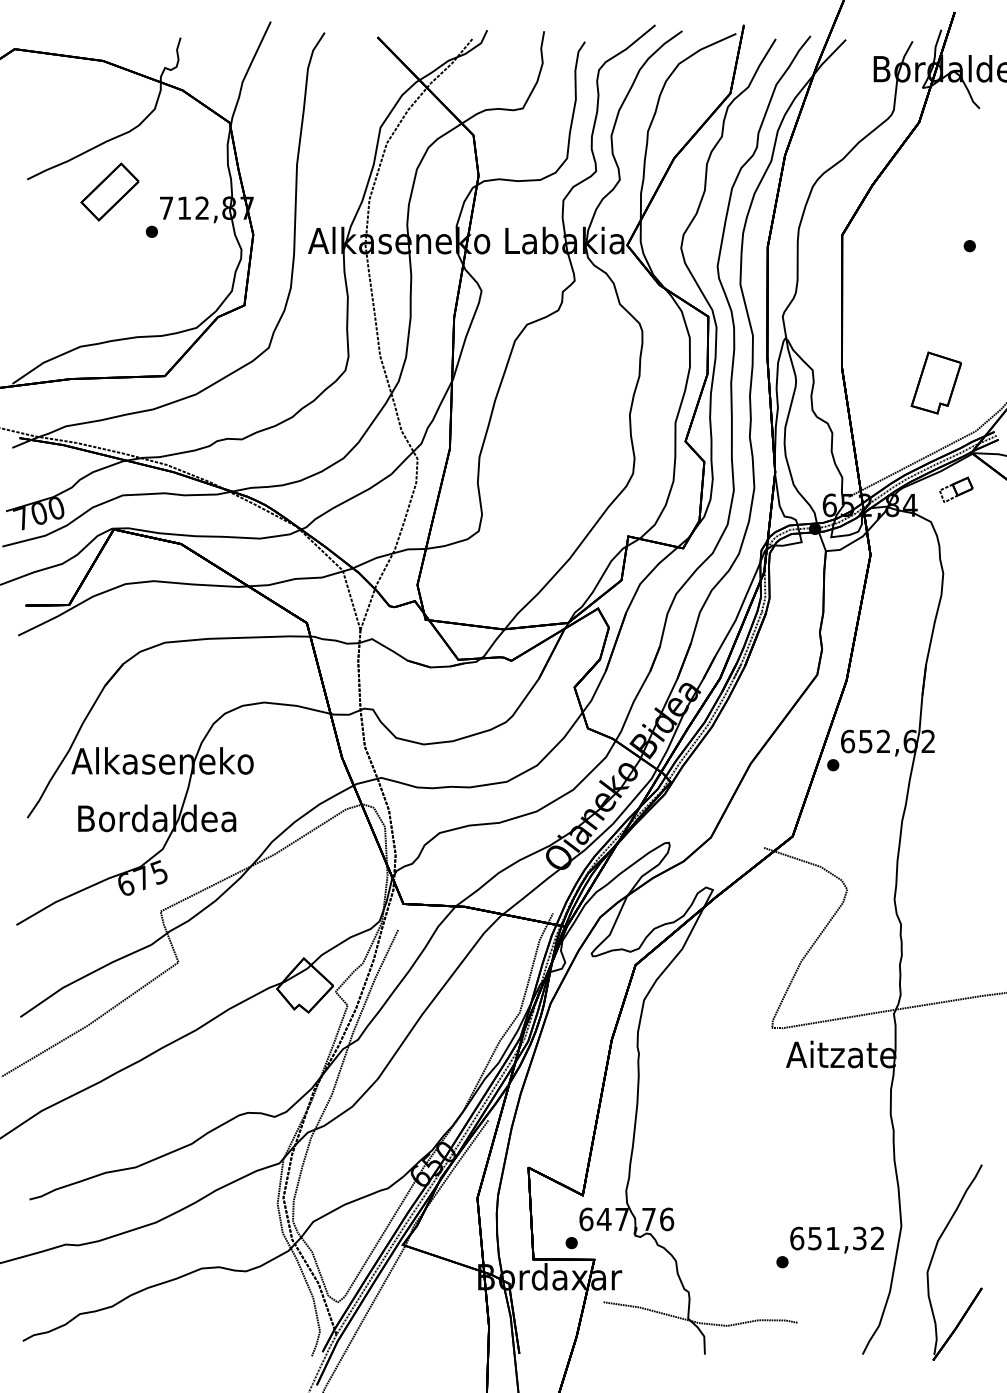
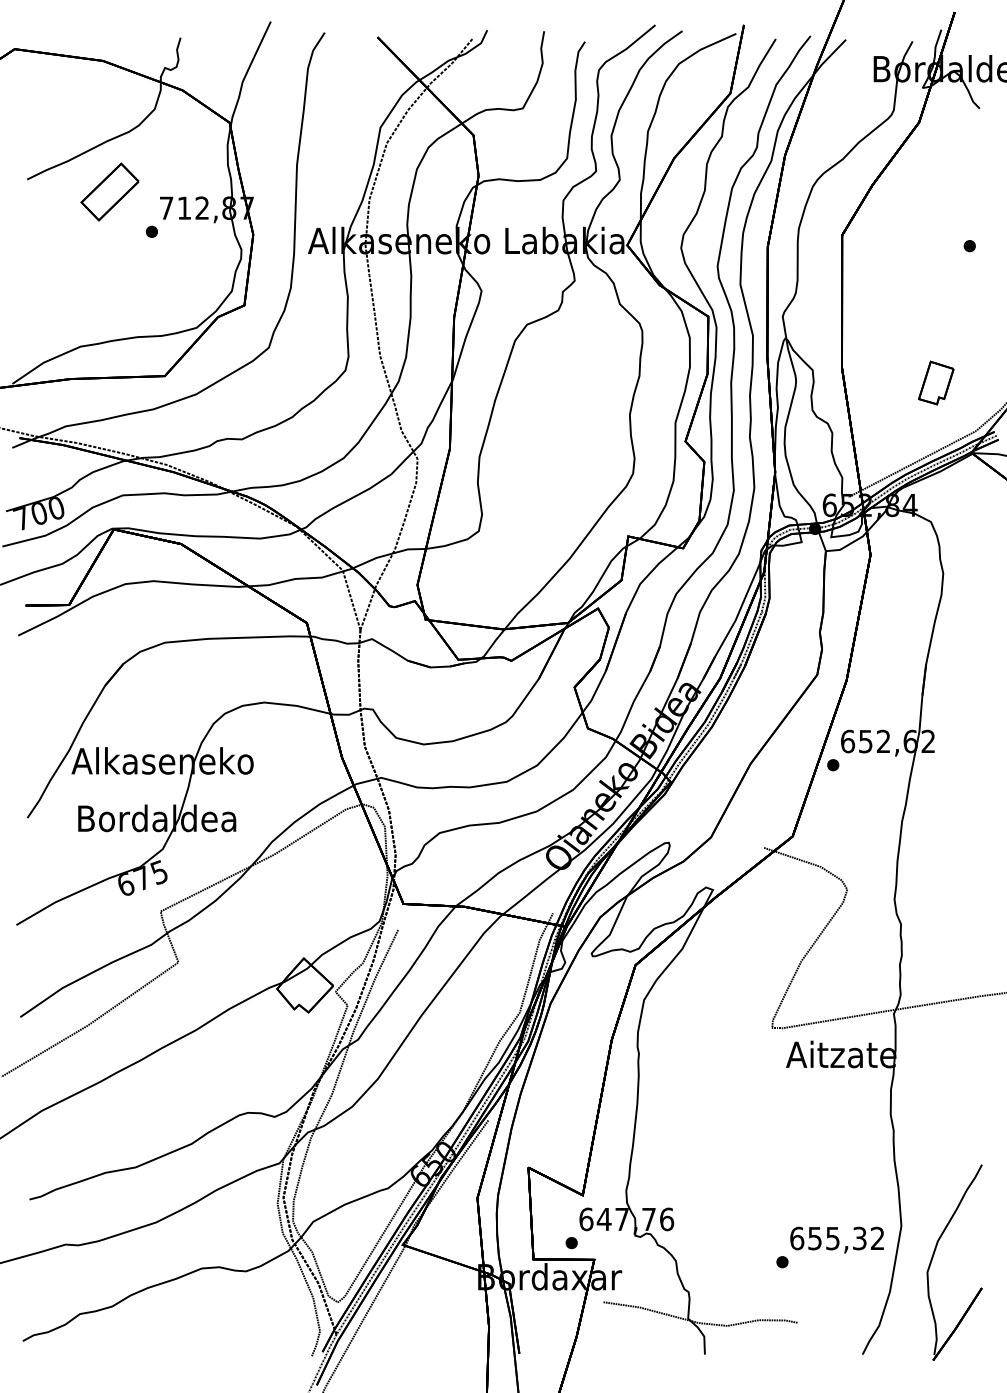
part size: 52x64 px -> 37x46 px (936, 382)
part: present -> none (956, 489)
text: 651,32 -> 655,32 (832, 1238)
